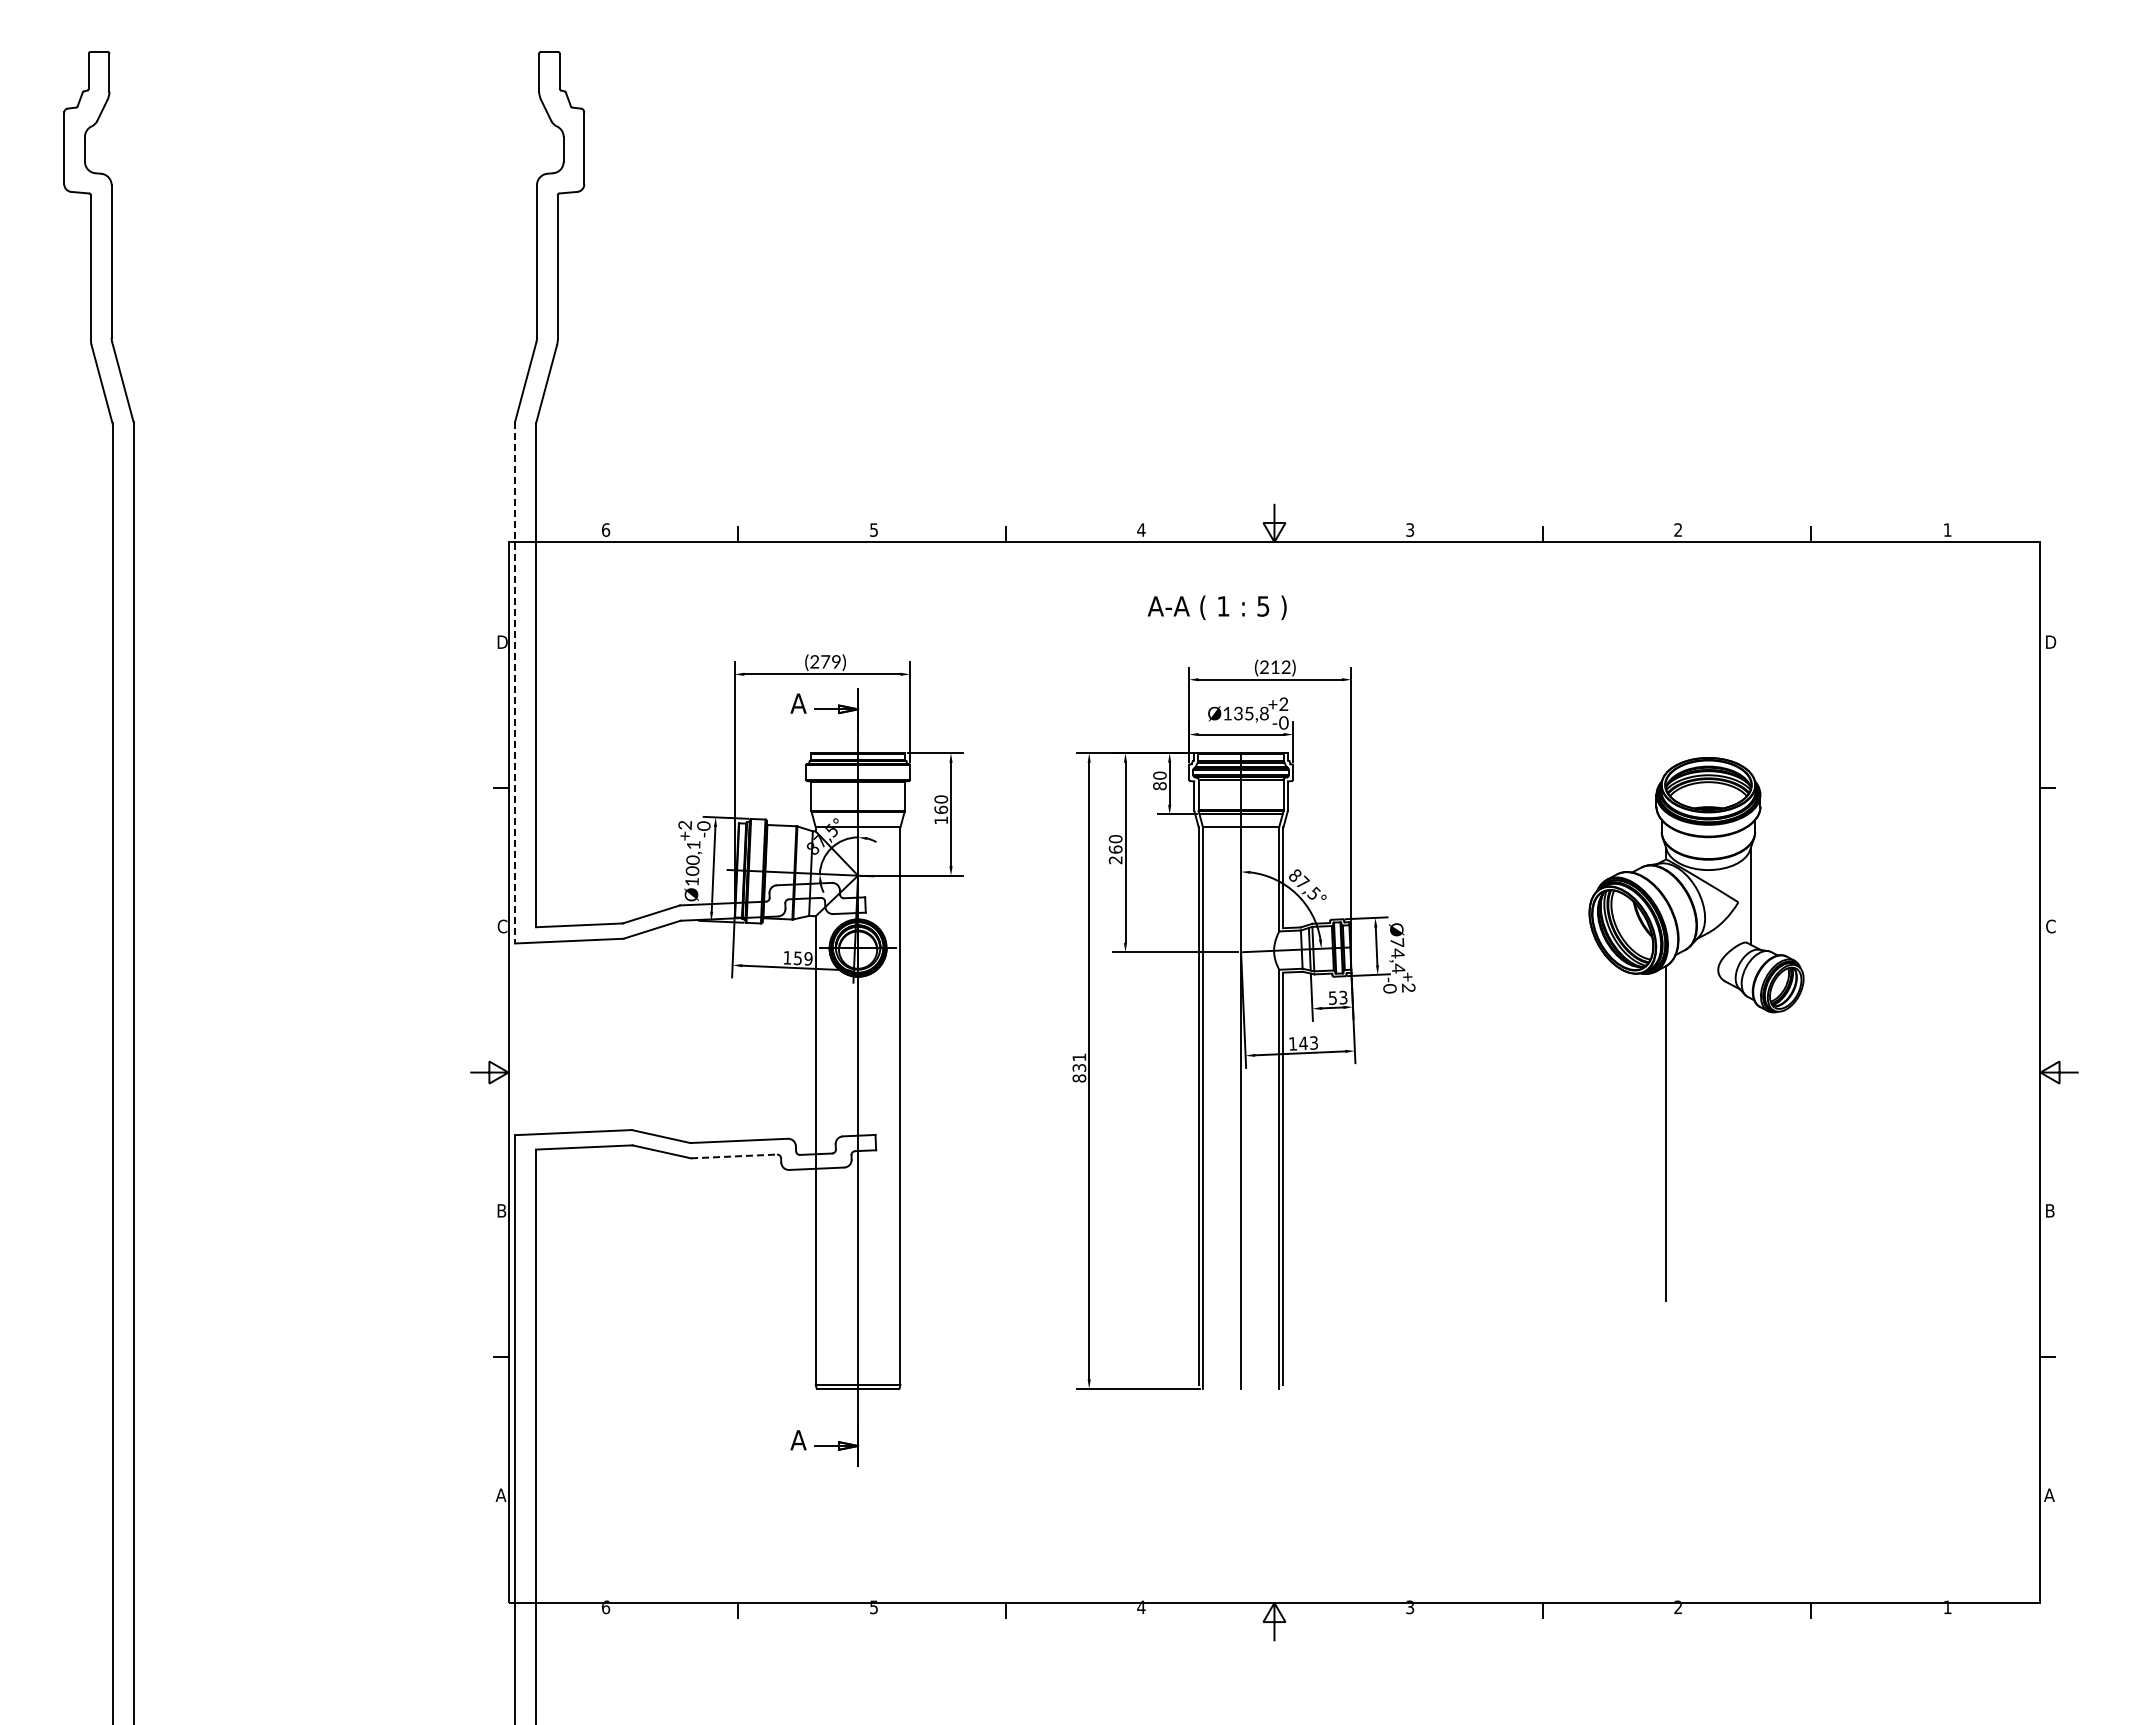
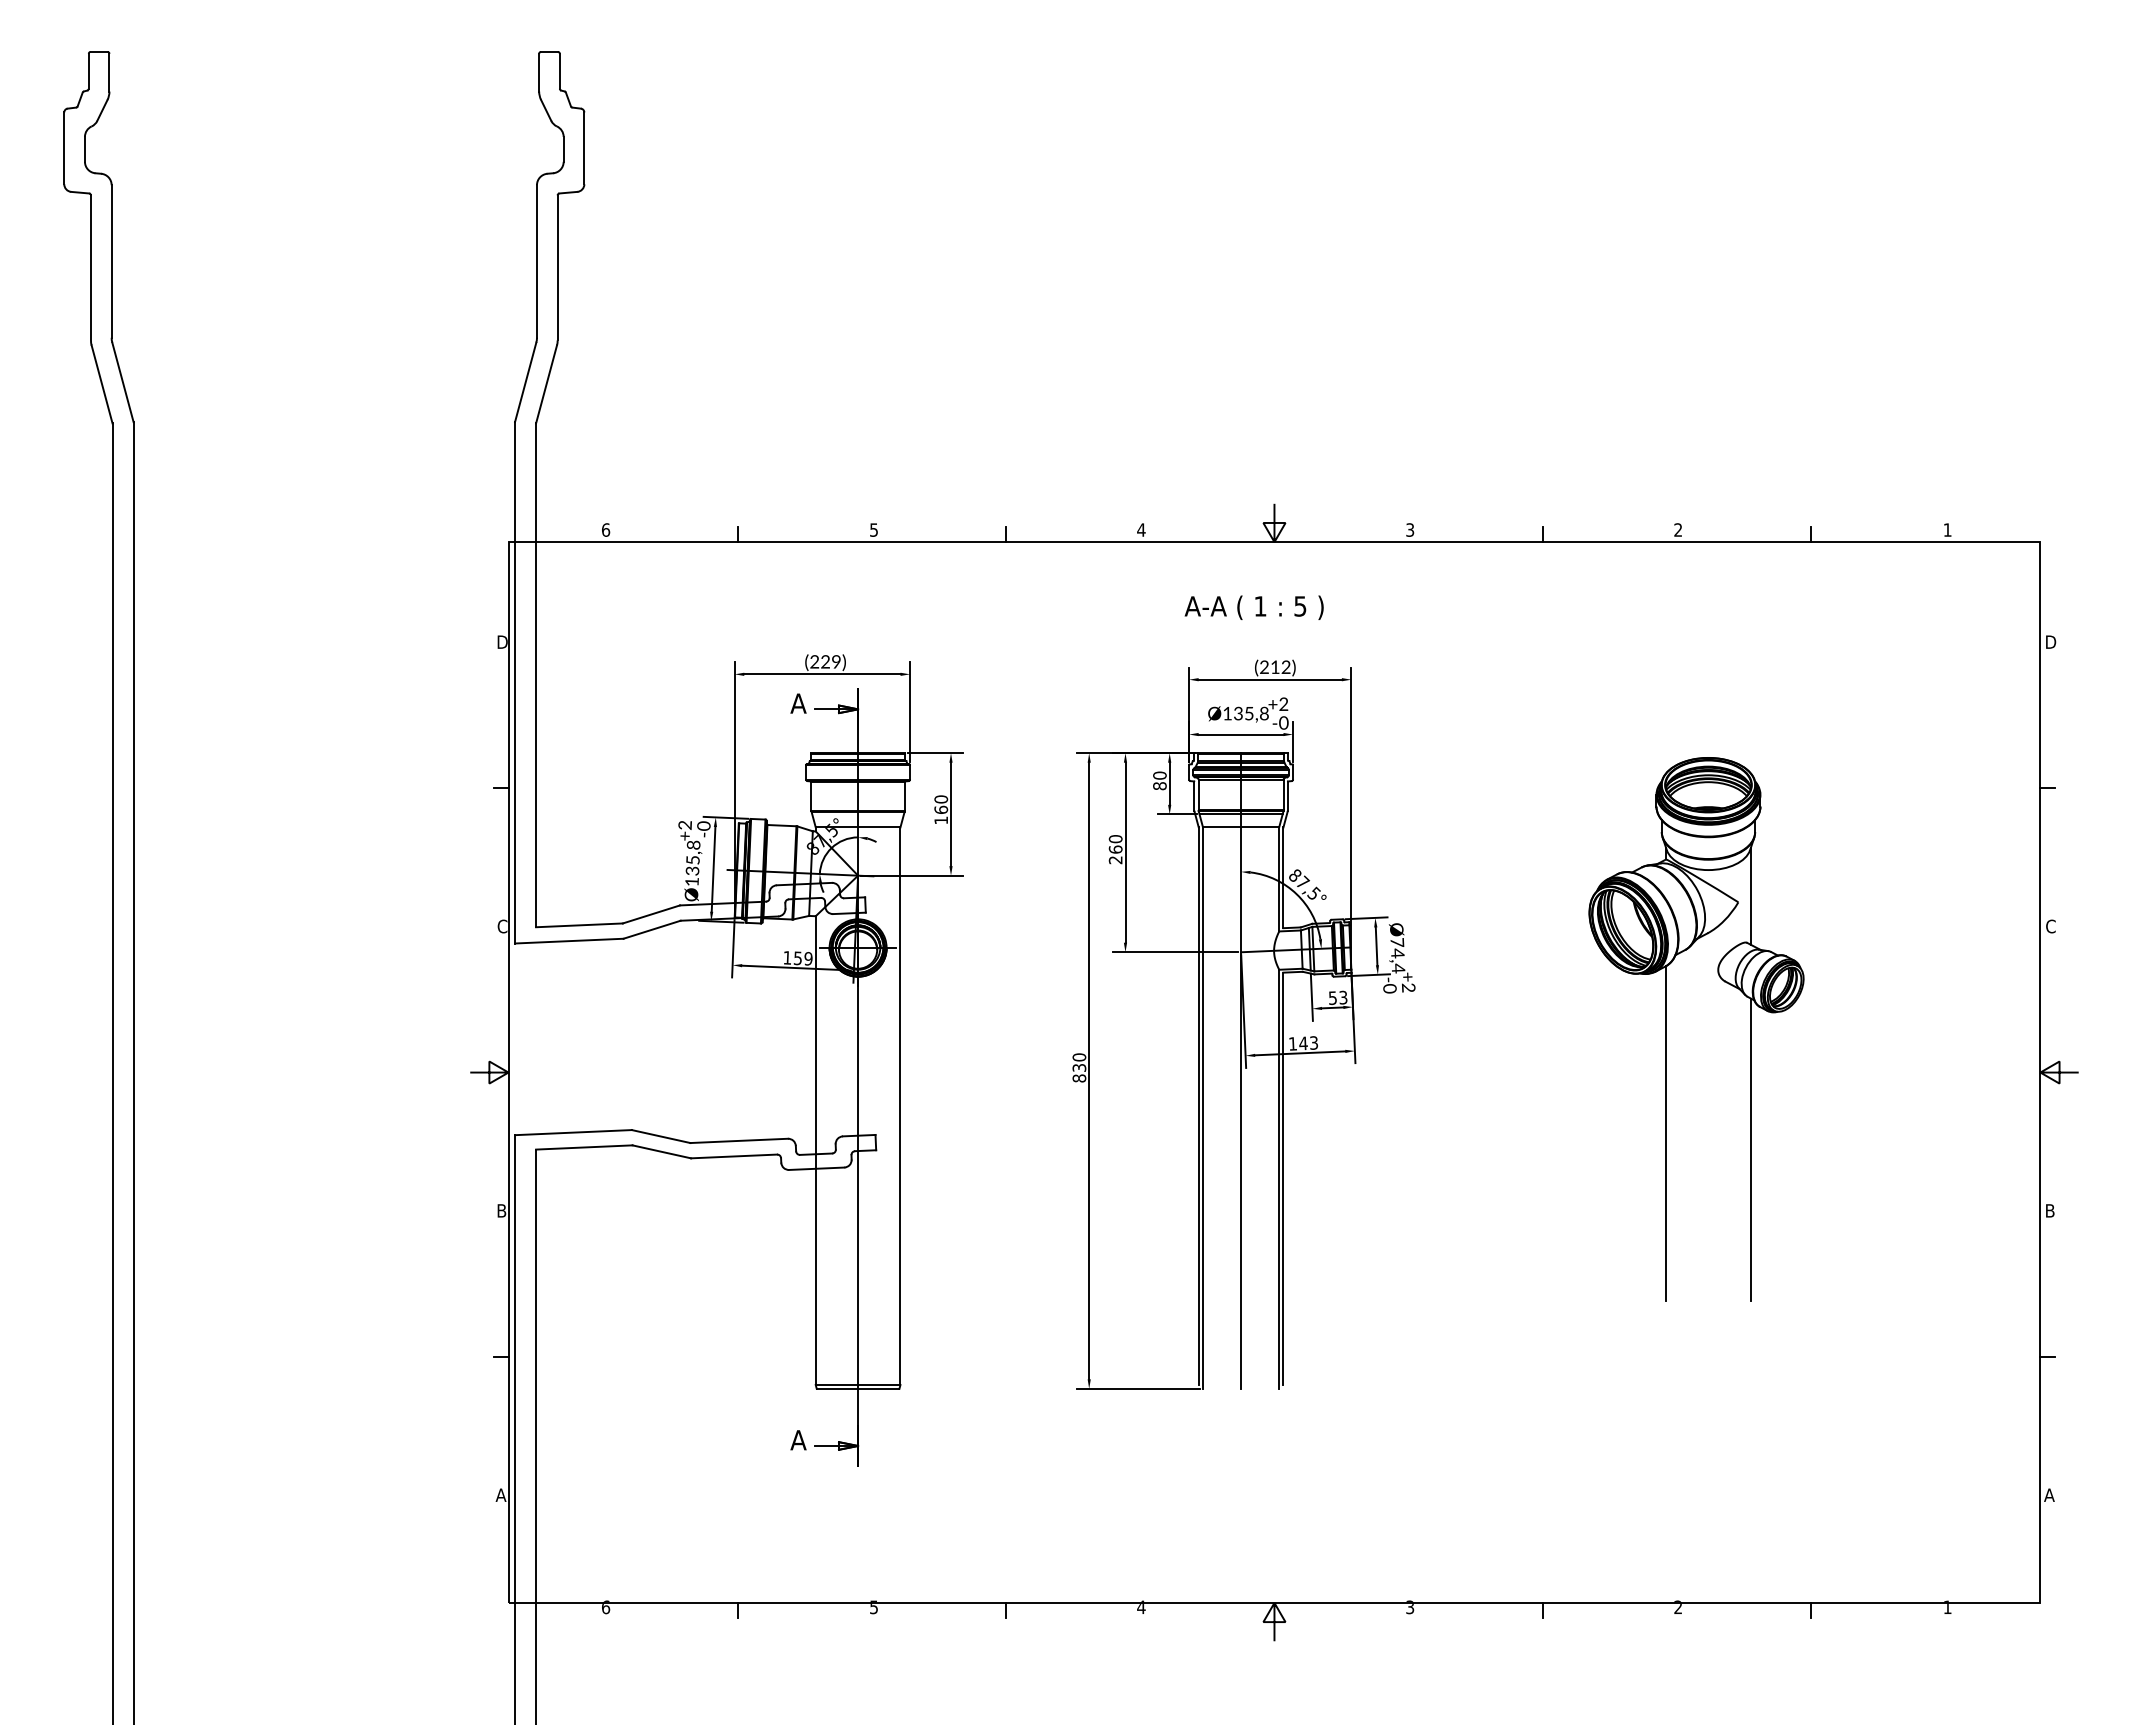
text position: (1216, 607) -> (1253, 607) (1253, 607)
text: (279) -> (229) (825, 661)
line: dashed -> solid (515, 682)
text: Ø100,1 -> Ø135,8 (693, 857)
text: 831 -> 830 (1079, 1057)
line: none -> present (1750, 1149)
line: dashed -> solid (734, 1156)
